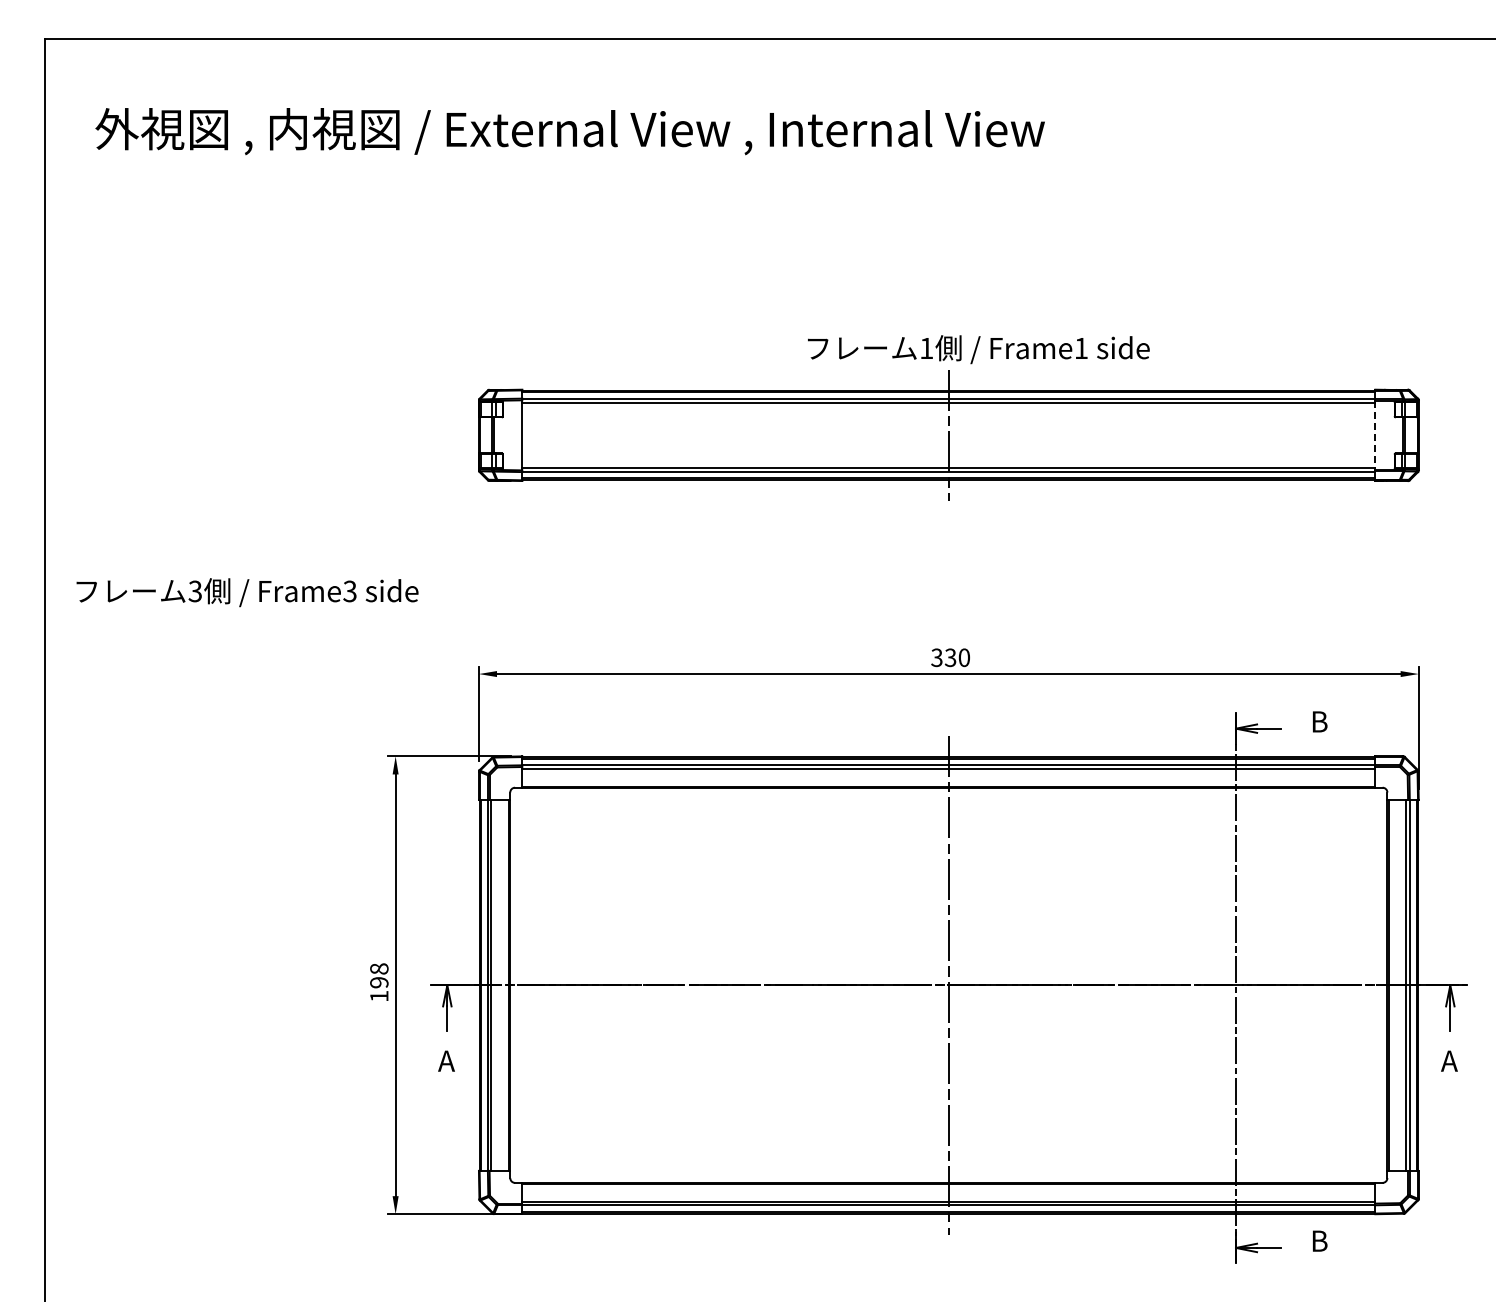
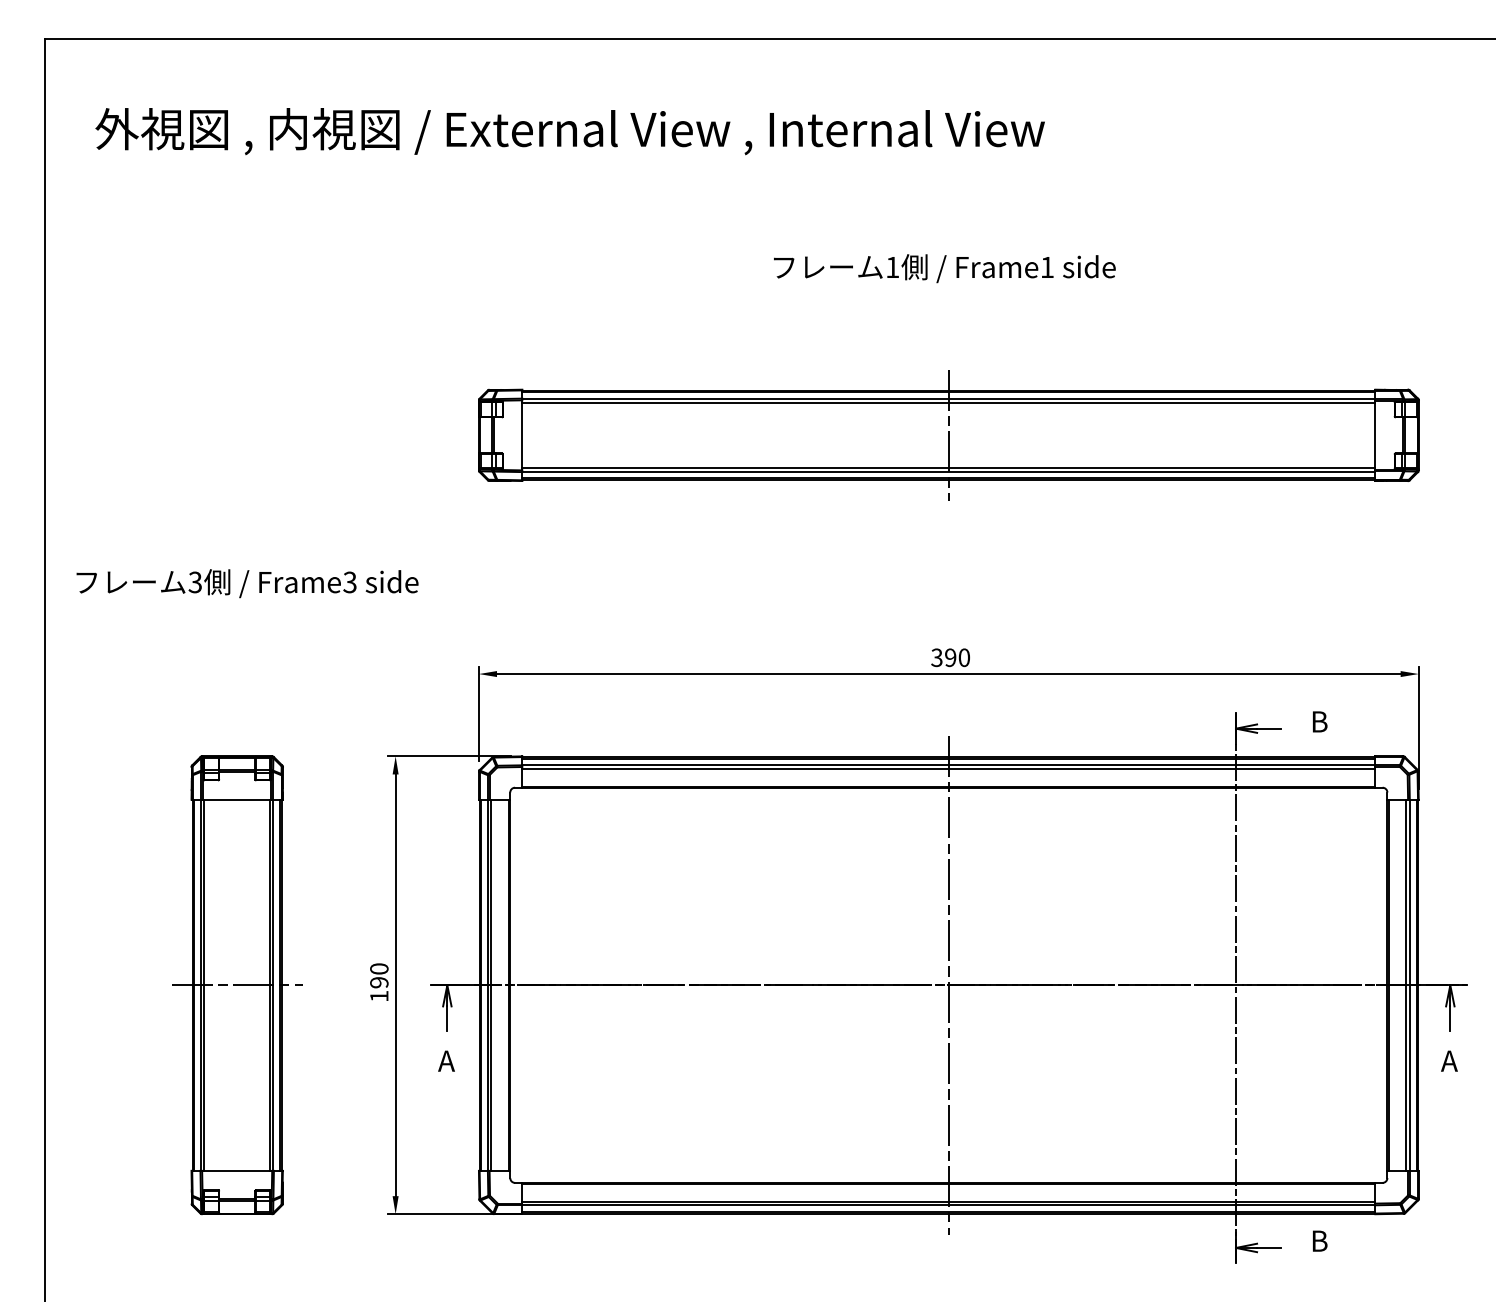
text position: (978, 349) -> (944, 268) (944, 268)
line: dashed -> solid (1375, 435)
text position: (247, 592) -> (247, 583) (247, 583)
text: 330 -> 390 (950, 657)
text: 198 -> 190 (379, 968)
part: none -> present (237, 985)
